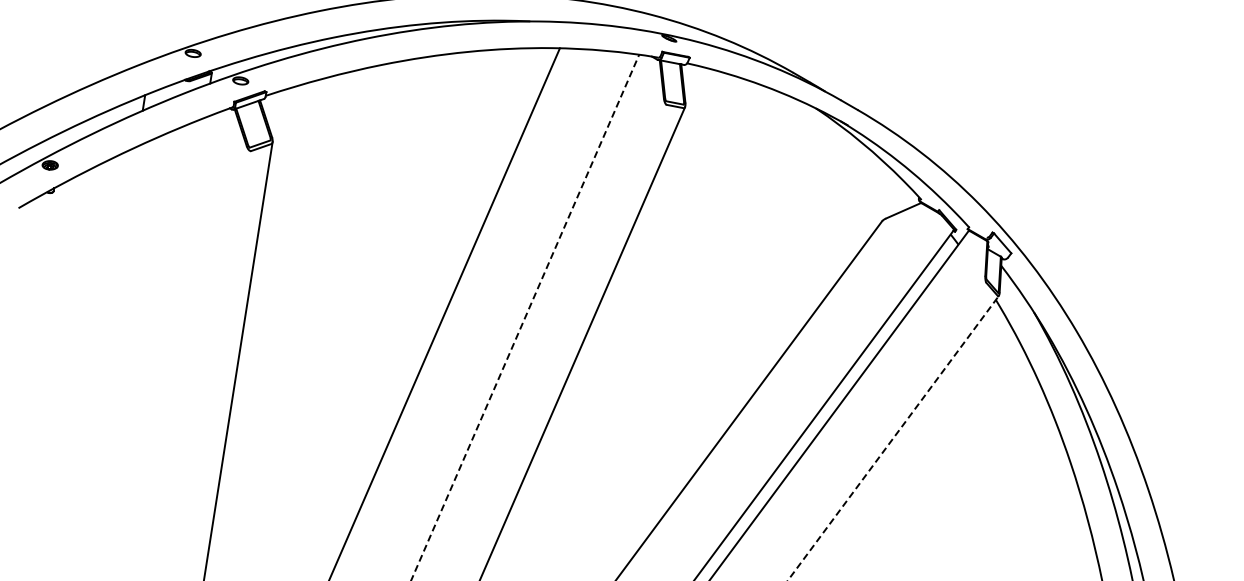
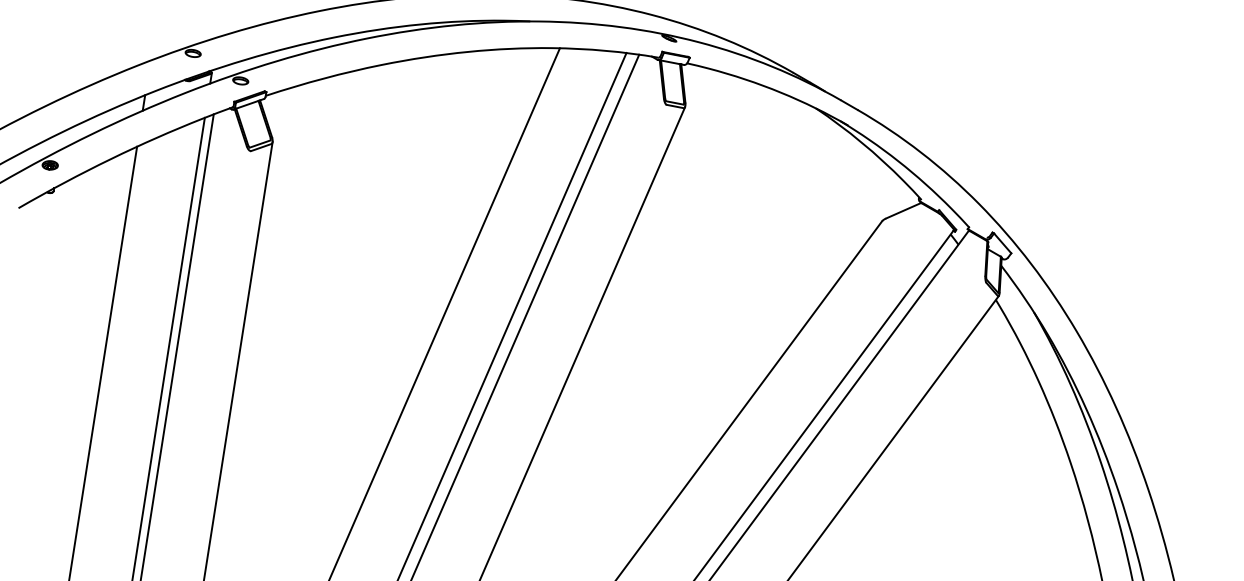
line: none -> present (512, 315)
line: dashed -> solid (525, 316)
line: none -> present (177, 345)
line: none -> present (168, 347)
line: none -> present (103, 361)
line: dashed -> solid (893, 438)
